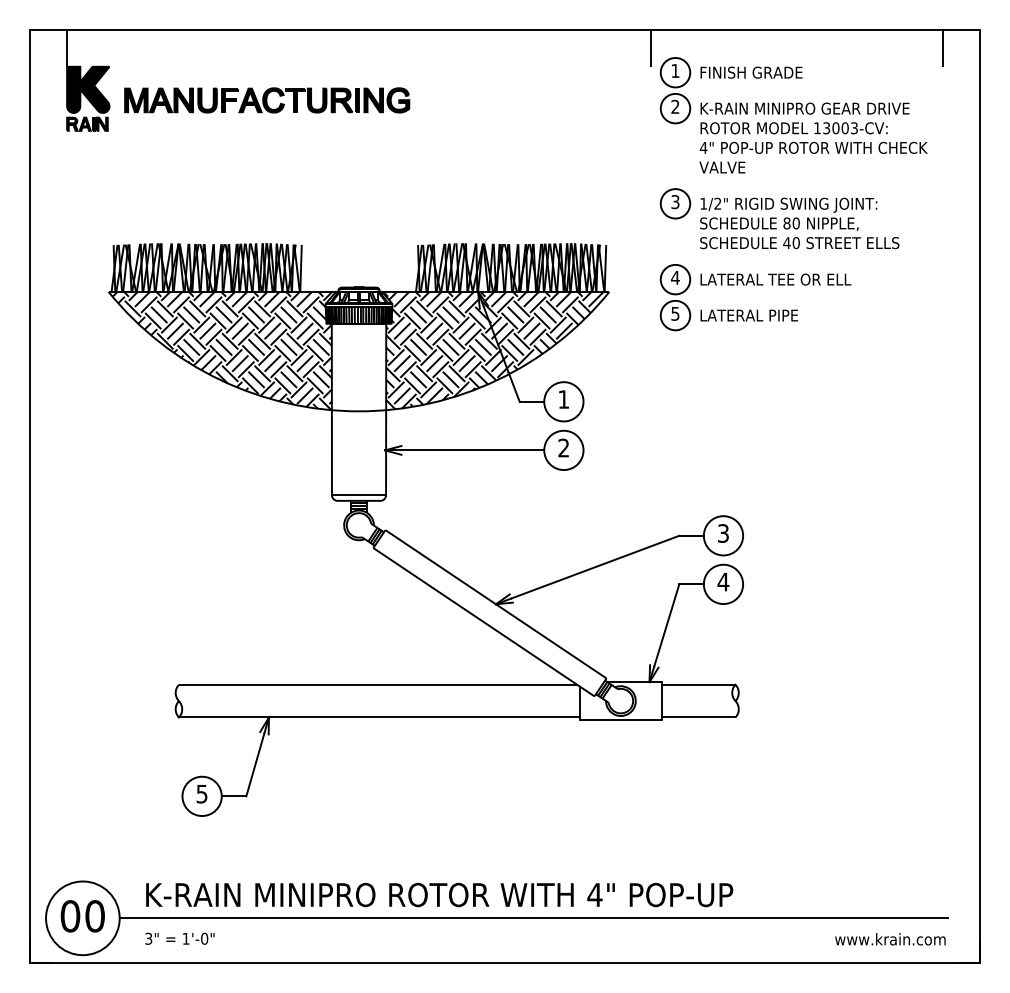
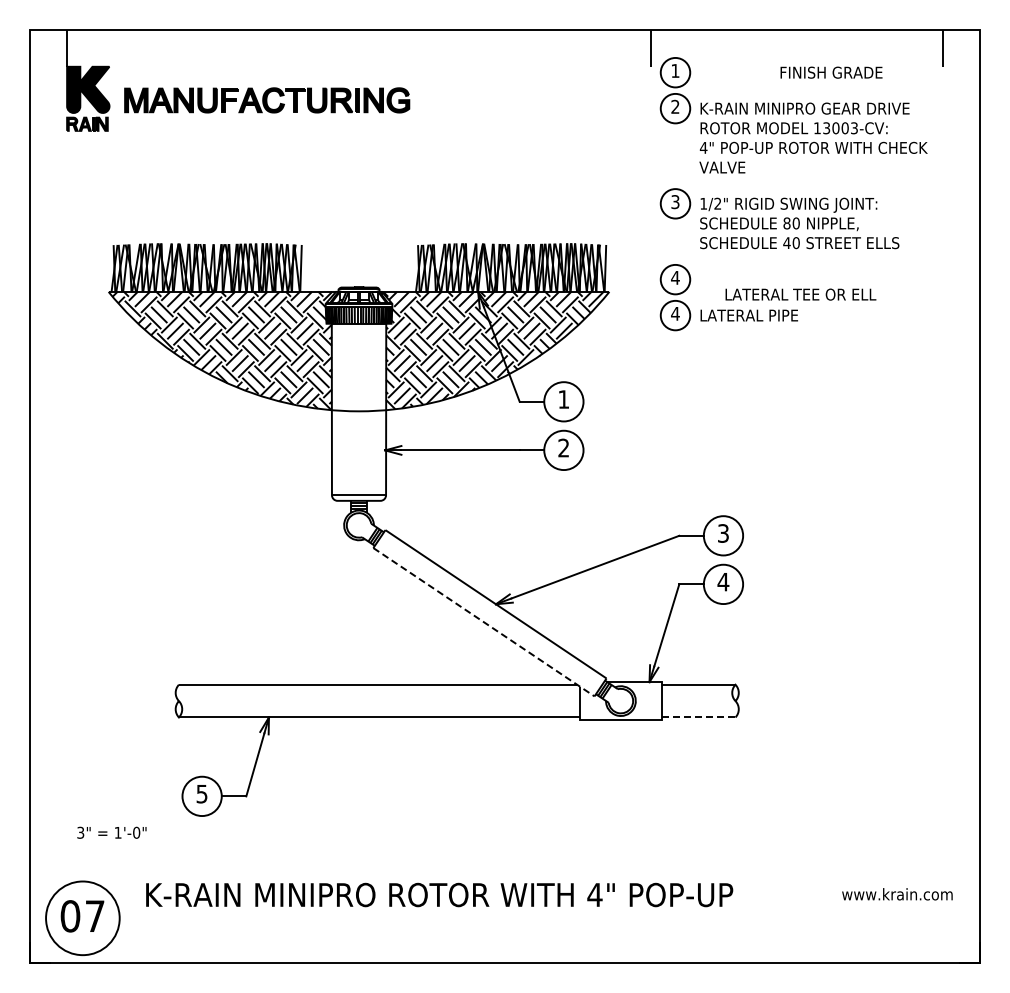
text position: (751, 72) -> (831, 72) (831, 72)
text position: (775, 279) -> (800, 294) (800, 294)
text: 5 -> 4 (675, 313)
line: solid -> dashed (484, 622)
line: solid -> dashed (698, 717)
text: 00 -> 07 (94, 916)
line: present -> none (533, 918)
text position: (179, 938) -> (111, 832) (111, 832)
text position: (890, 939) -> (897, 894) (897, 894)
